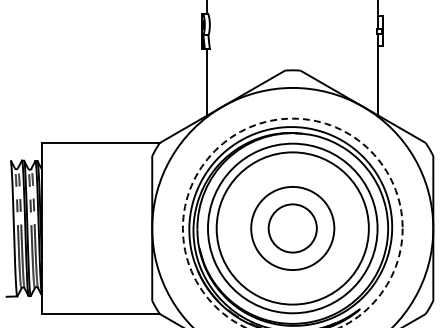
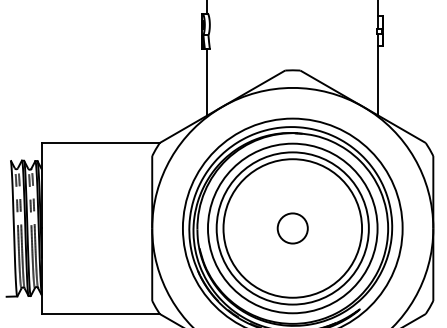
circle: dashed -> solid (292, 222)
circle diameter: 48 px -> 30 px (292, 228)
circle diameter: 83 px -> 139 px (292, 228)
